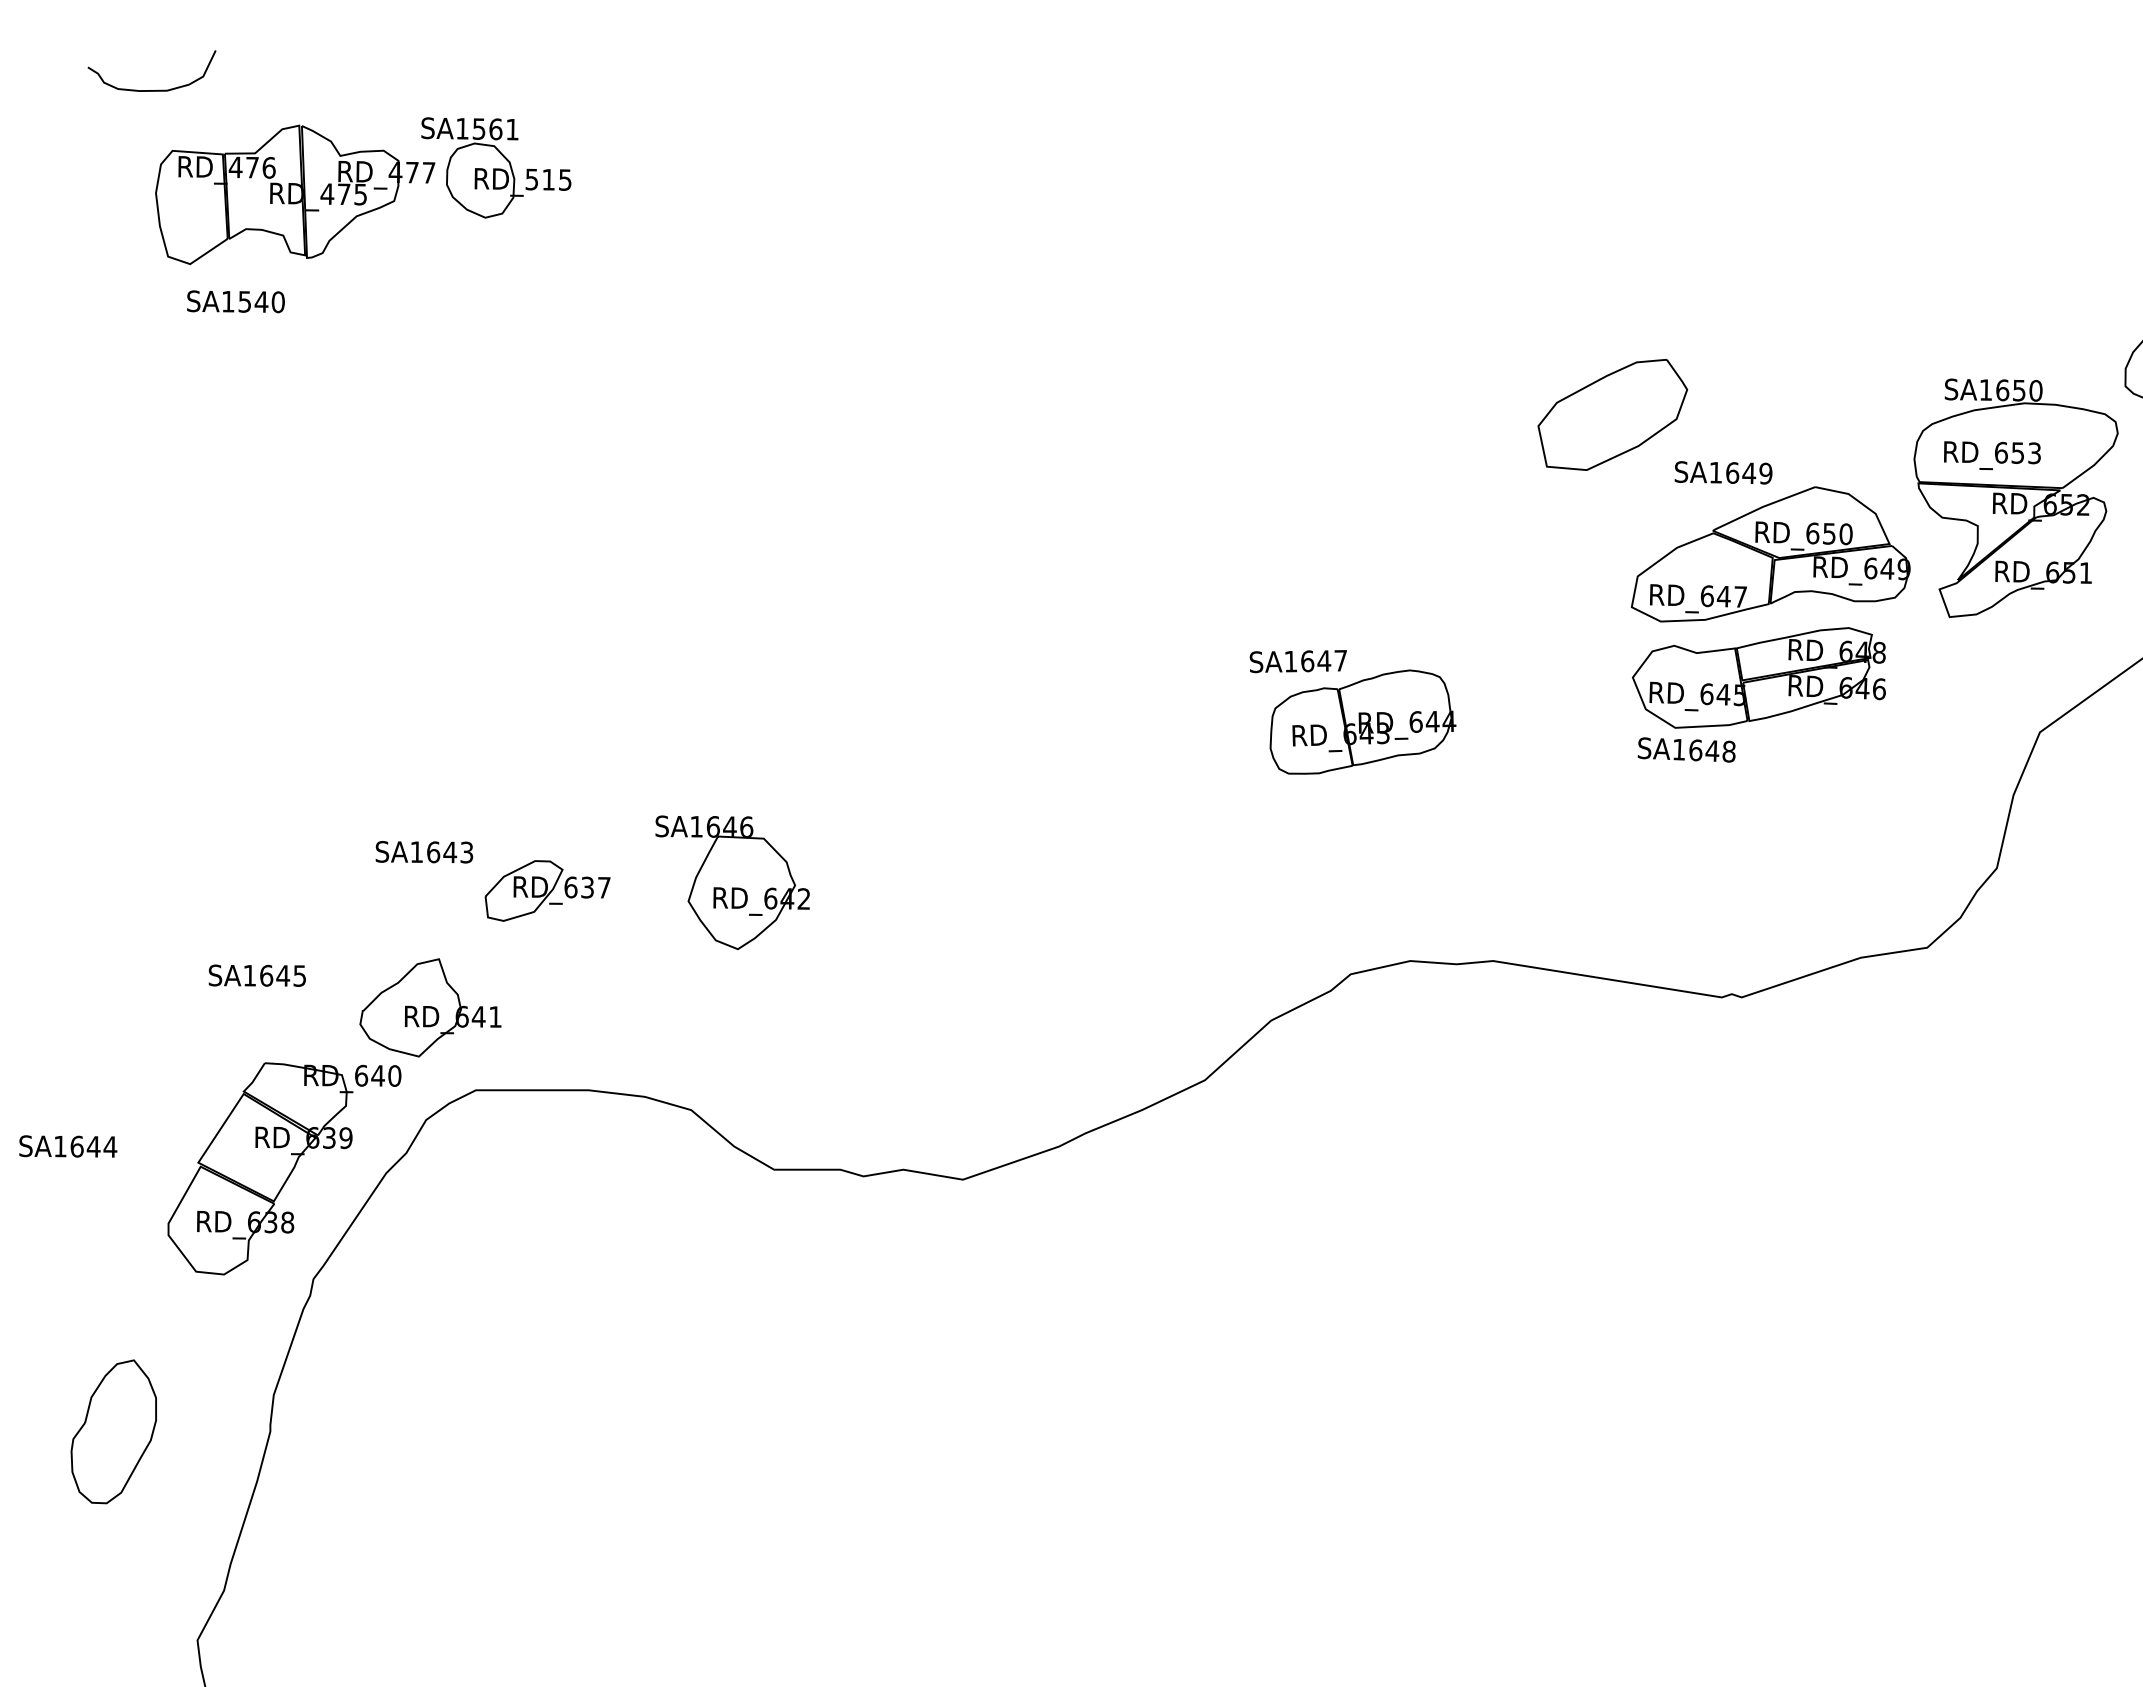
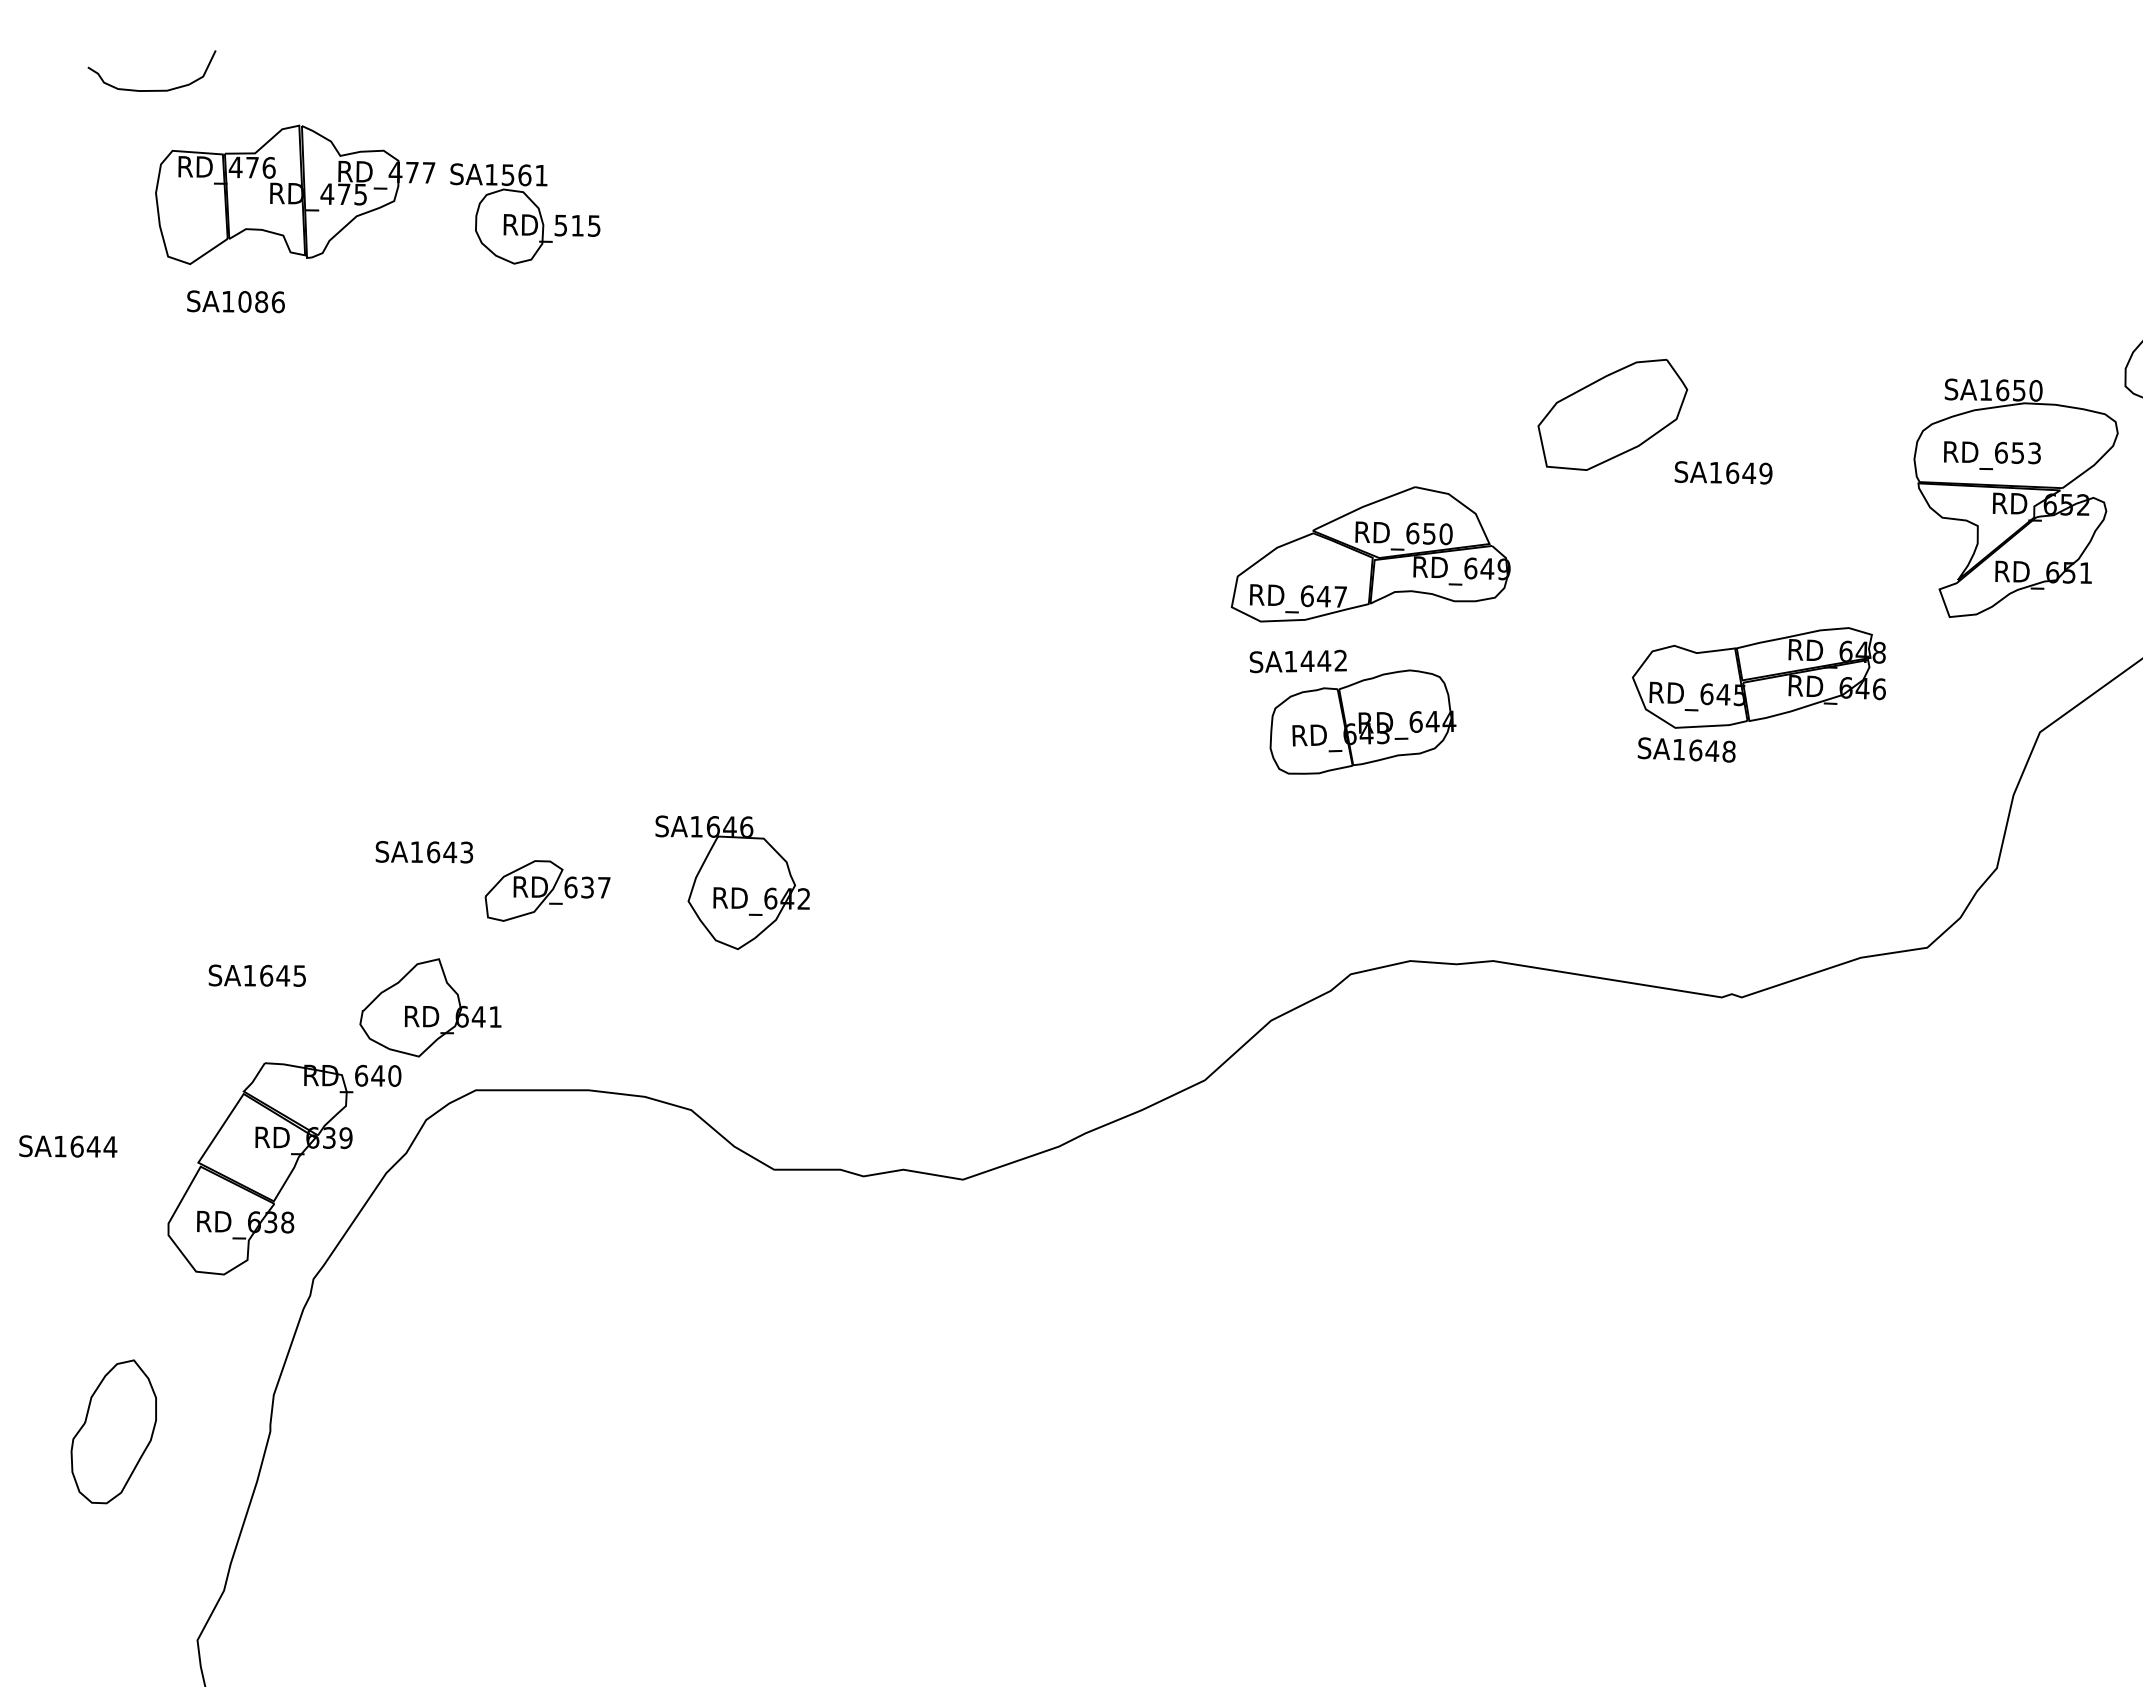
part position: (496, 167) -> (525, 213) (525, 213)
text: SA1540 -> SA1086 (261, 302)
part position: (1770, 554) -> (1370, 554) (1370, 554)
text: SA1647 -> SA1442 (1323, 660)
